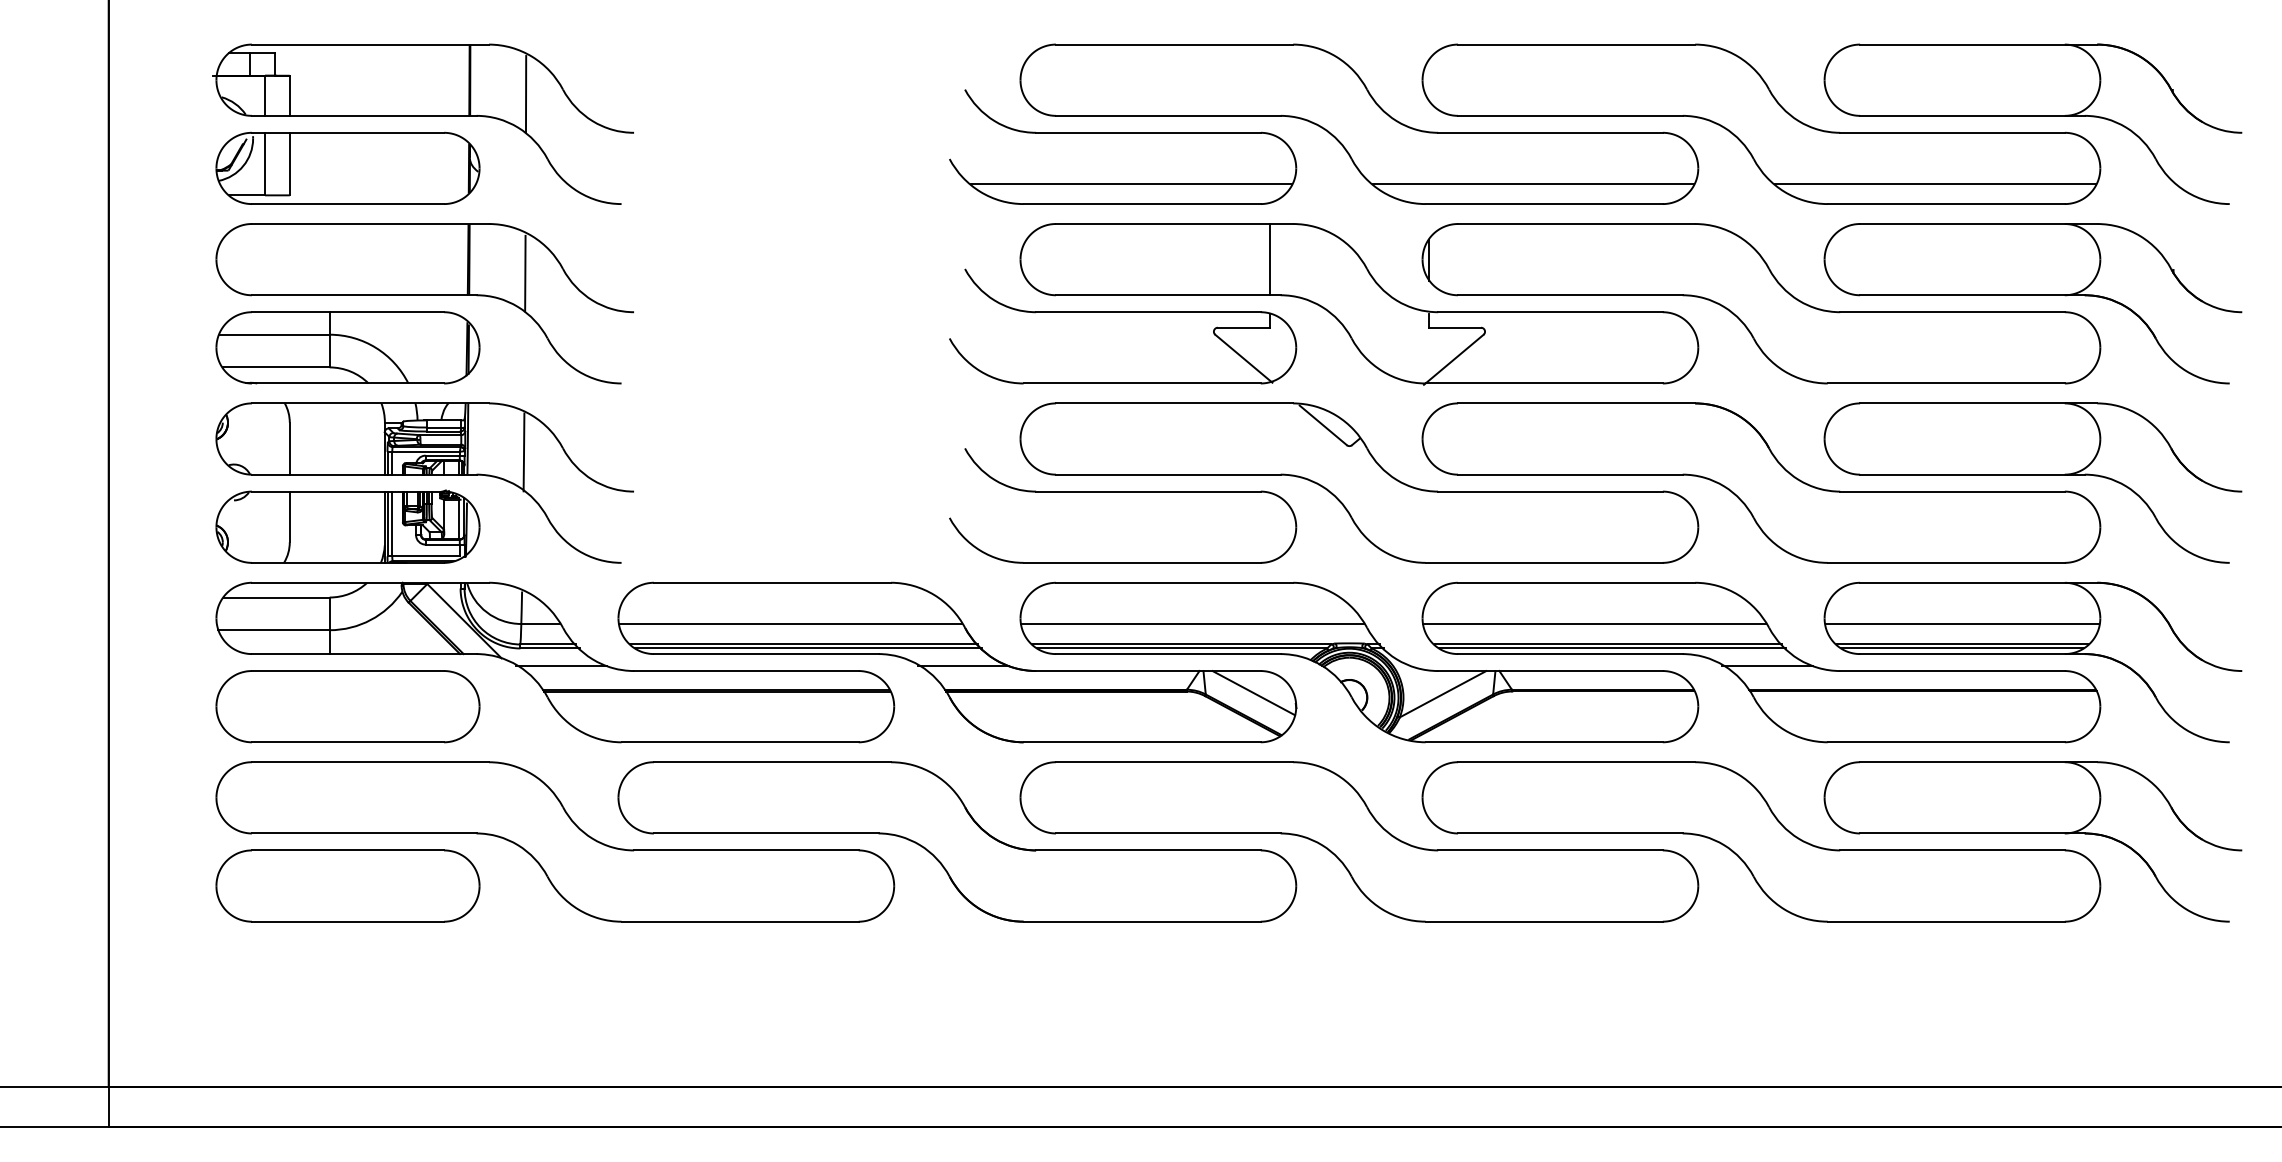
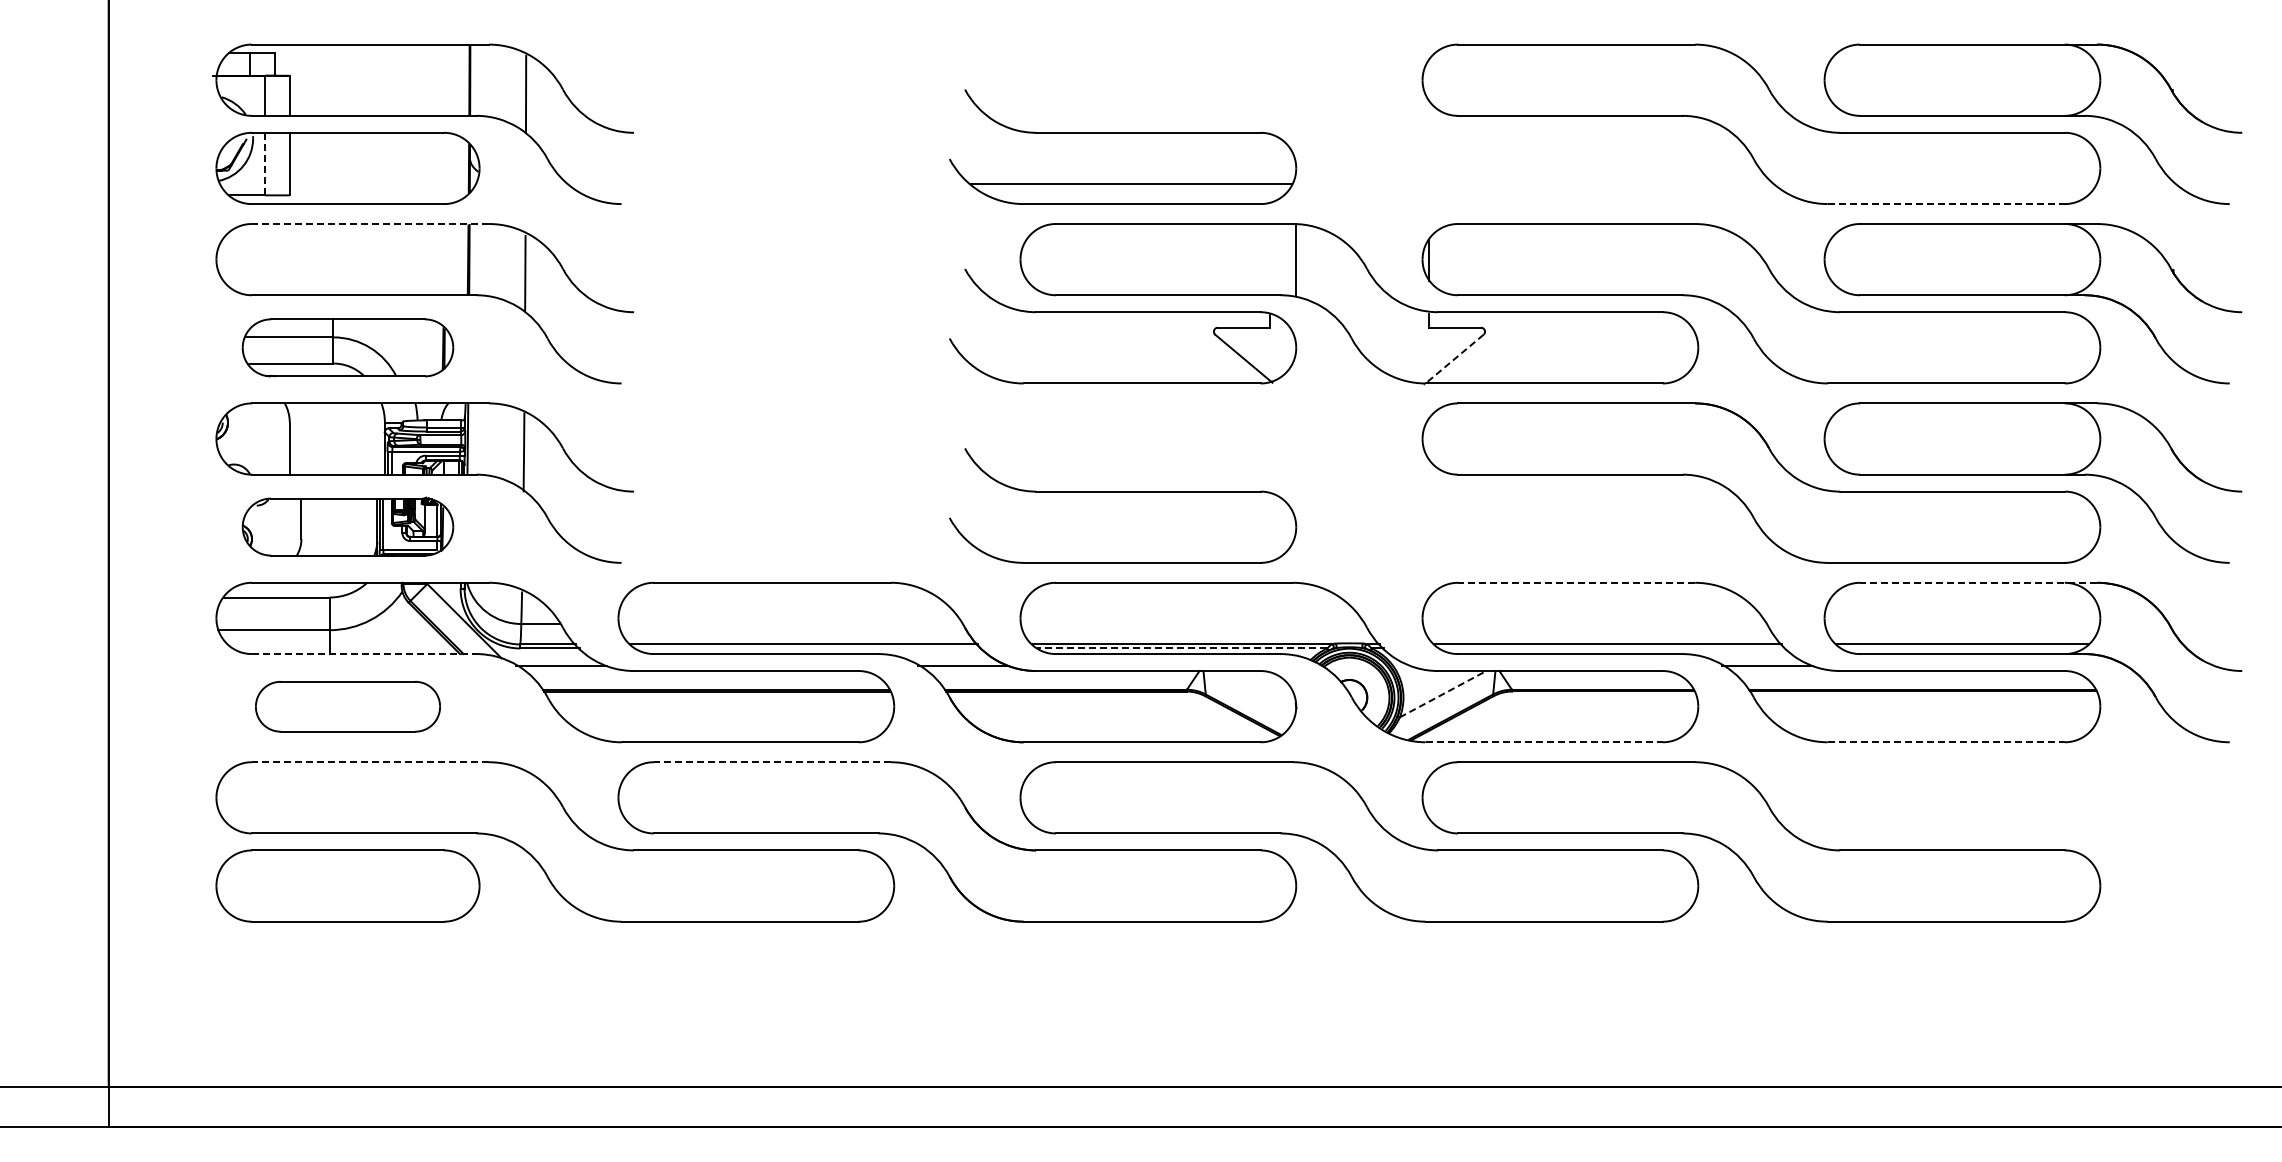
part: present -> none (1359, 123)
line: solid -> dashed (265, 163)
line: present -> none (1935, 184)
line: solid -> dashed (1946, 204)
line: solid -> dashed (370, 224)
line position: (1269, 259) -> (1295, 259) (1295, 259)
part size: 266x74 px -> 214x60 px (347, 347)
line: solid -> dashed (1453, 359)
part: present -> none (1359, 482)
part size: 266x75 px -> 214x61 px (347, 526)
line: solid -> dashed (1576, 582)
line: solid -> dashed (1978, 582)
line: present -> none (790, 623)
line: present -> none (1192, 623)
line: present -> none (1594, 623)
line: present -> none (1962, 623)
line: present -> none (807, 648)
line: solid -> dashed (1181, 648)
line: present -> none (1612, 648)
line: present -> none (1962, 648)
line: solid -> dashed (364, 654)
line: present -> none (1253, 693)
line: solid -> dashed (1443, 693)
part size: 266x74 px -> 186x52 px (347, 706)
line: solid -> dashed (1544, 742)
line: solid -> dashed (1946, 742)
line: solid -> dashed (370, 762)
line: solid -> dashed (772, 762)
part: present -> none (2032, 833)
